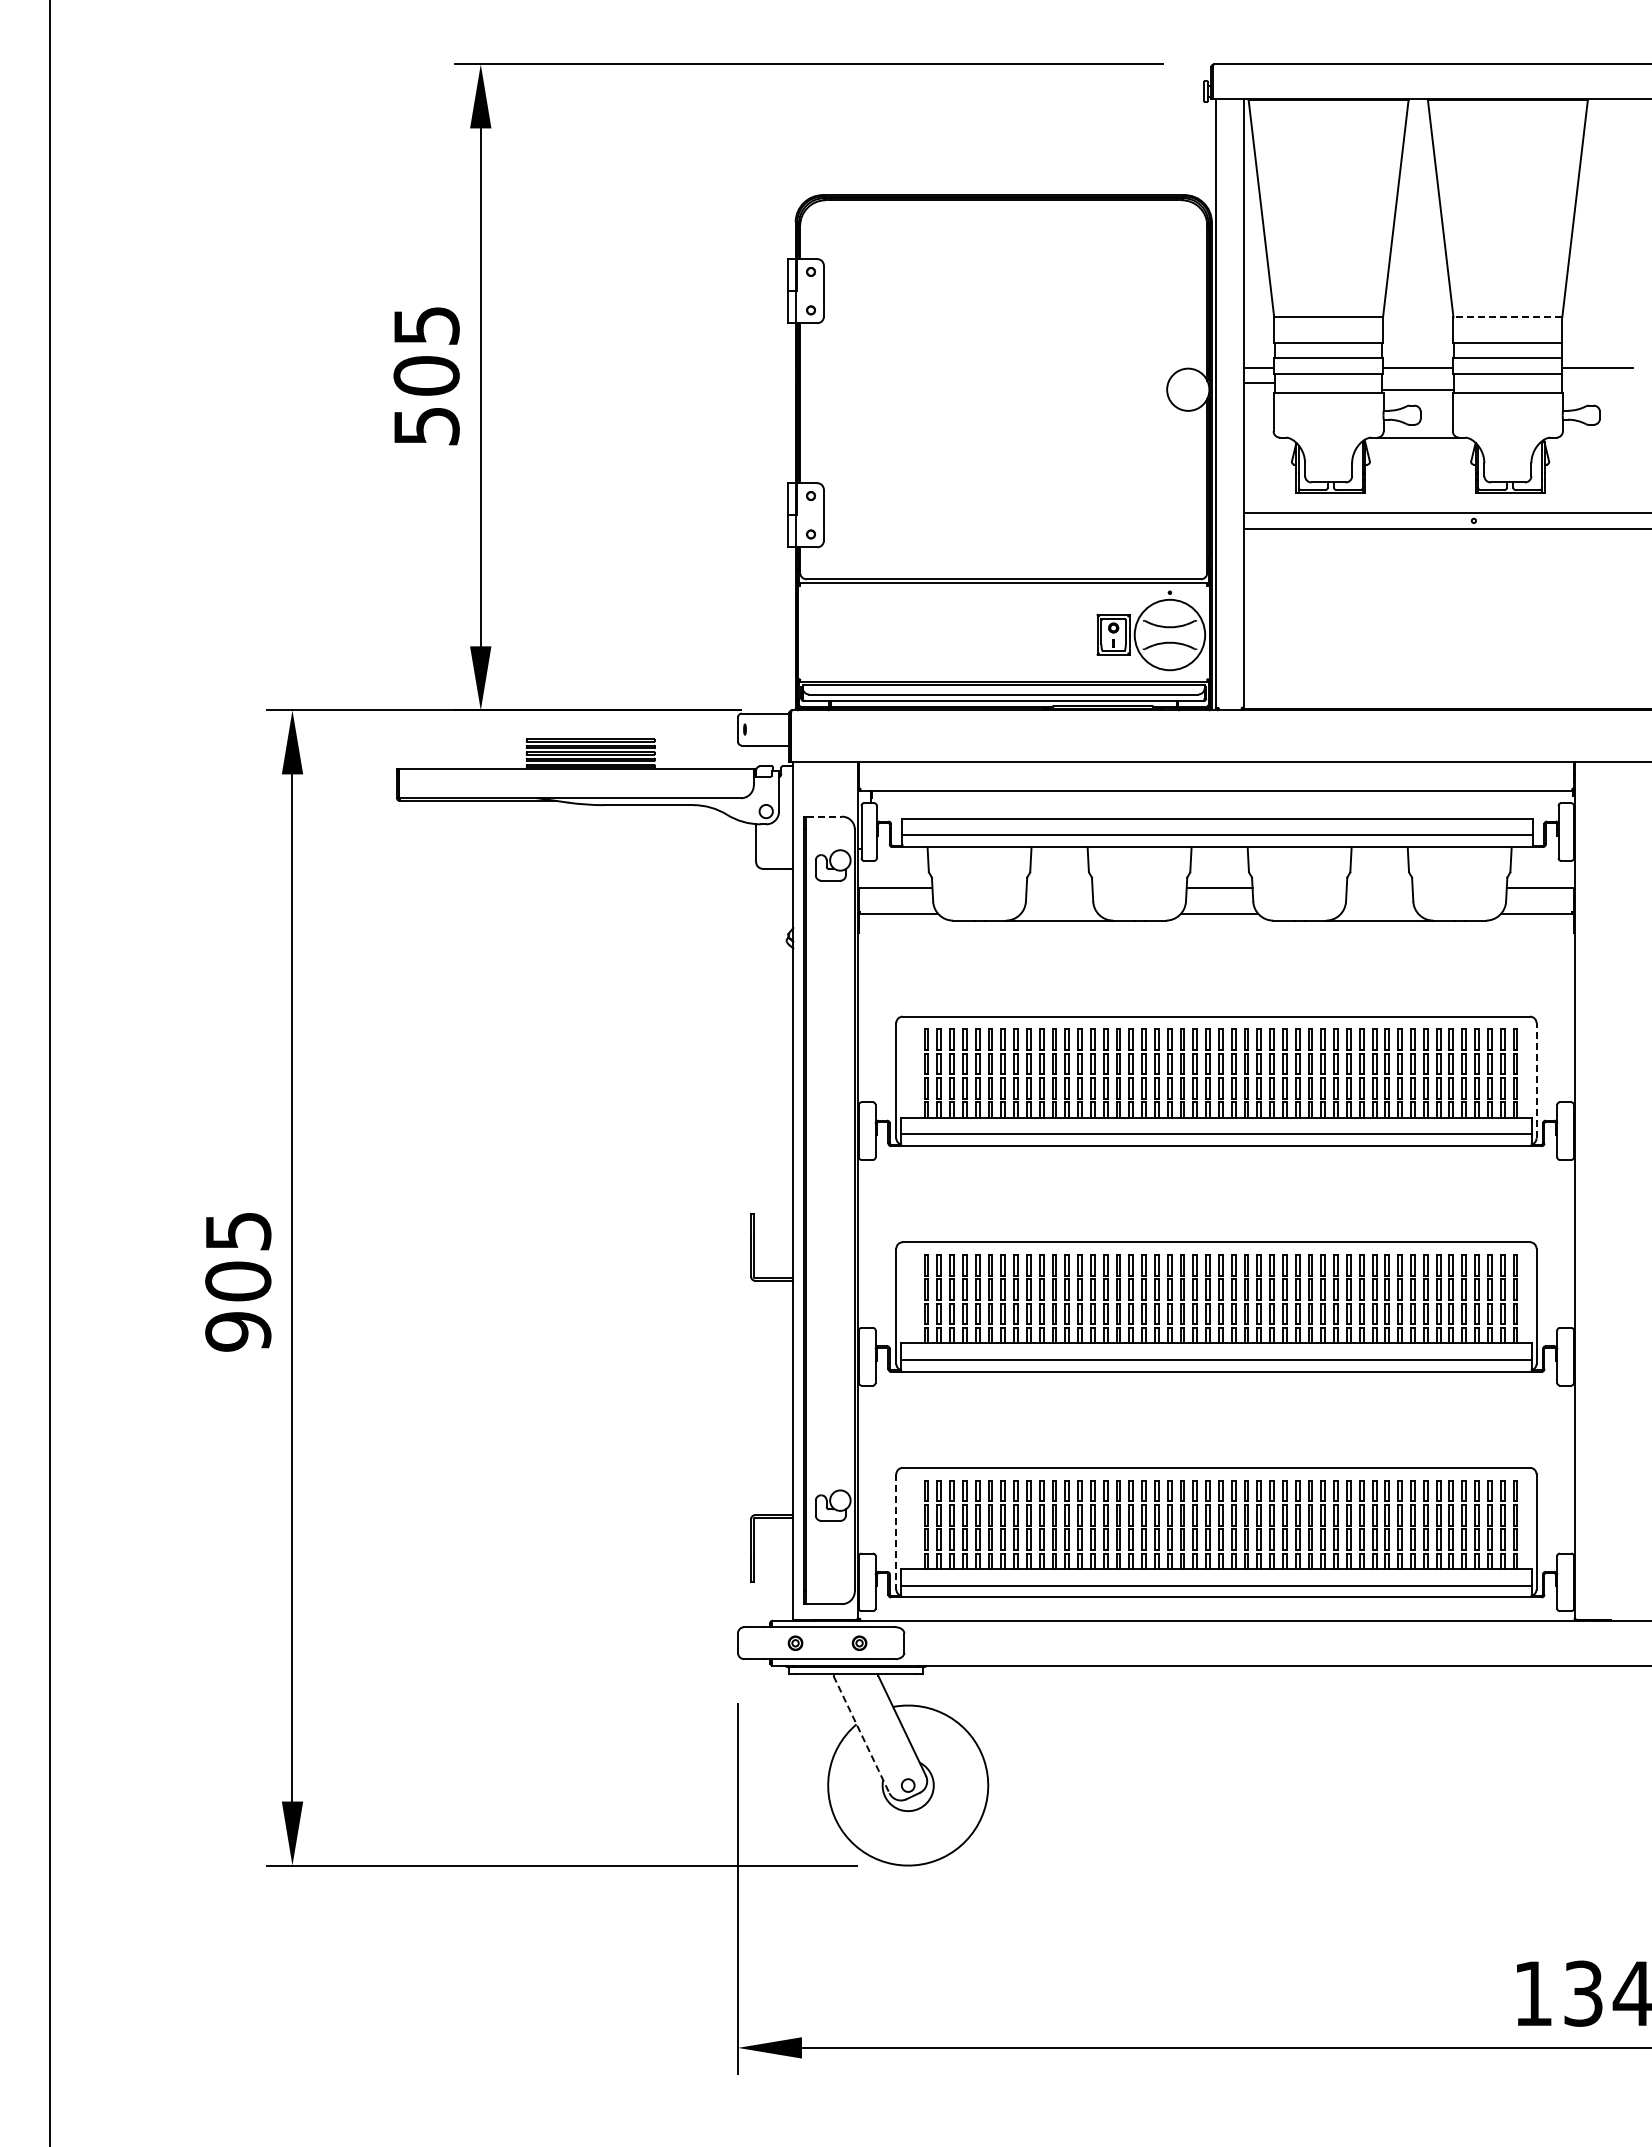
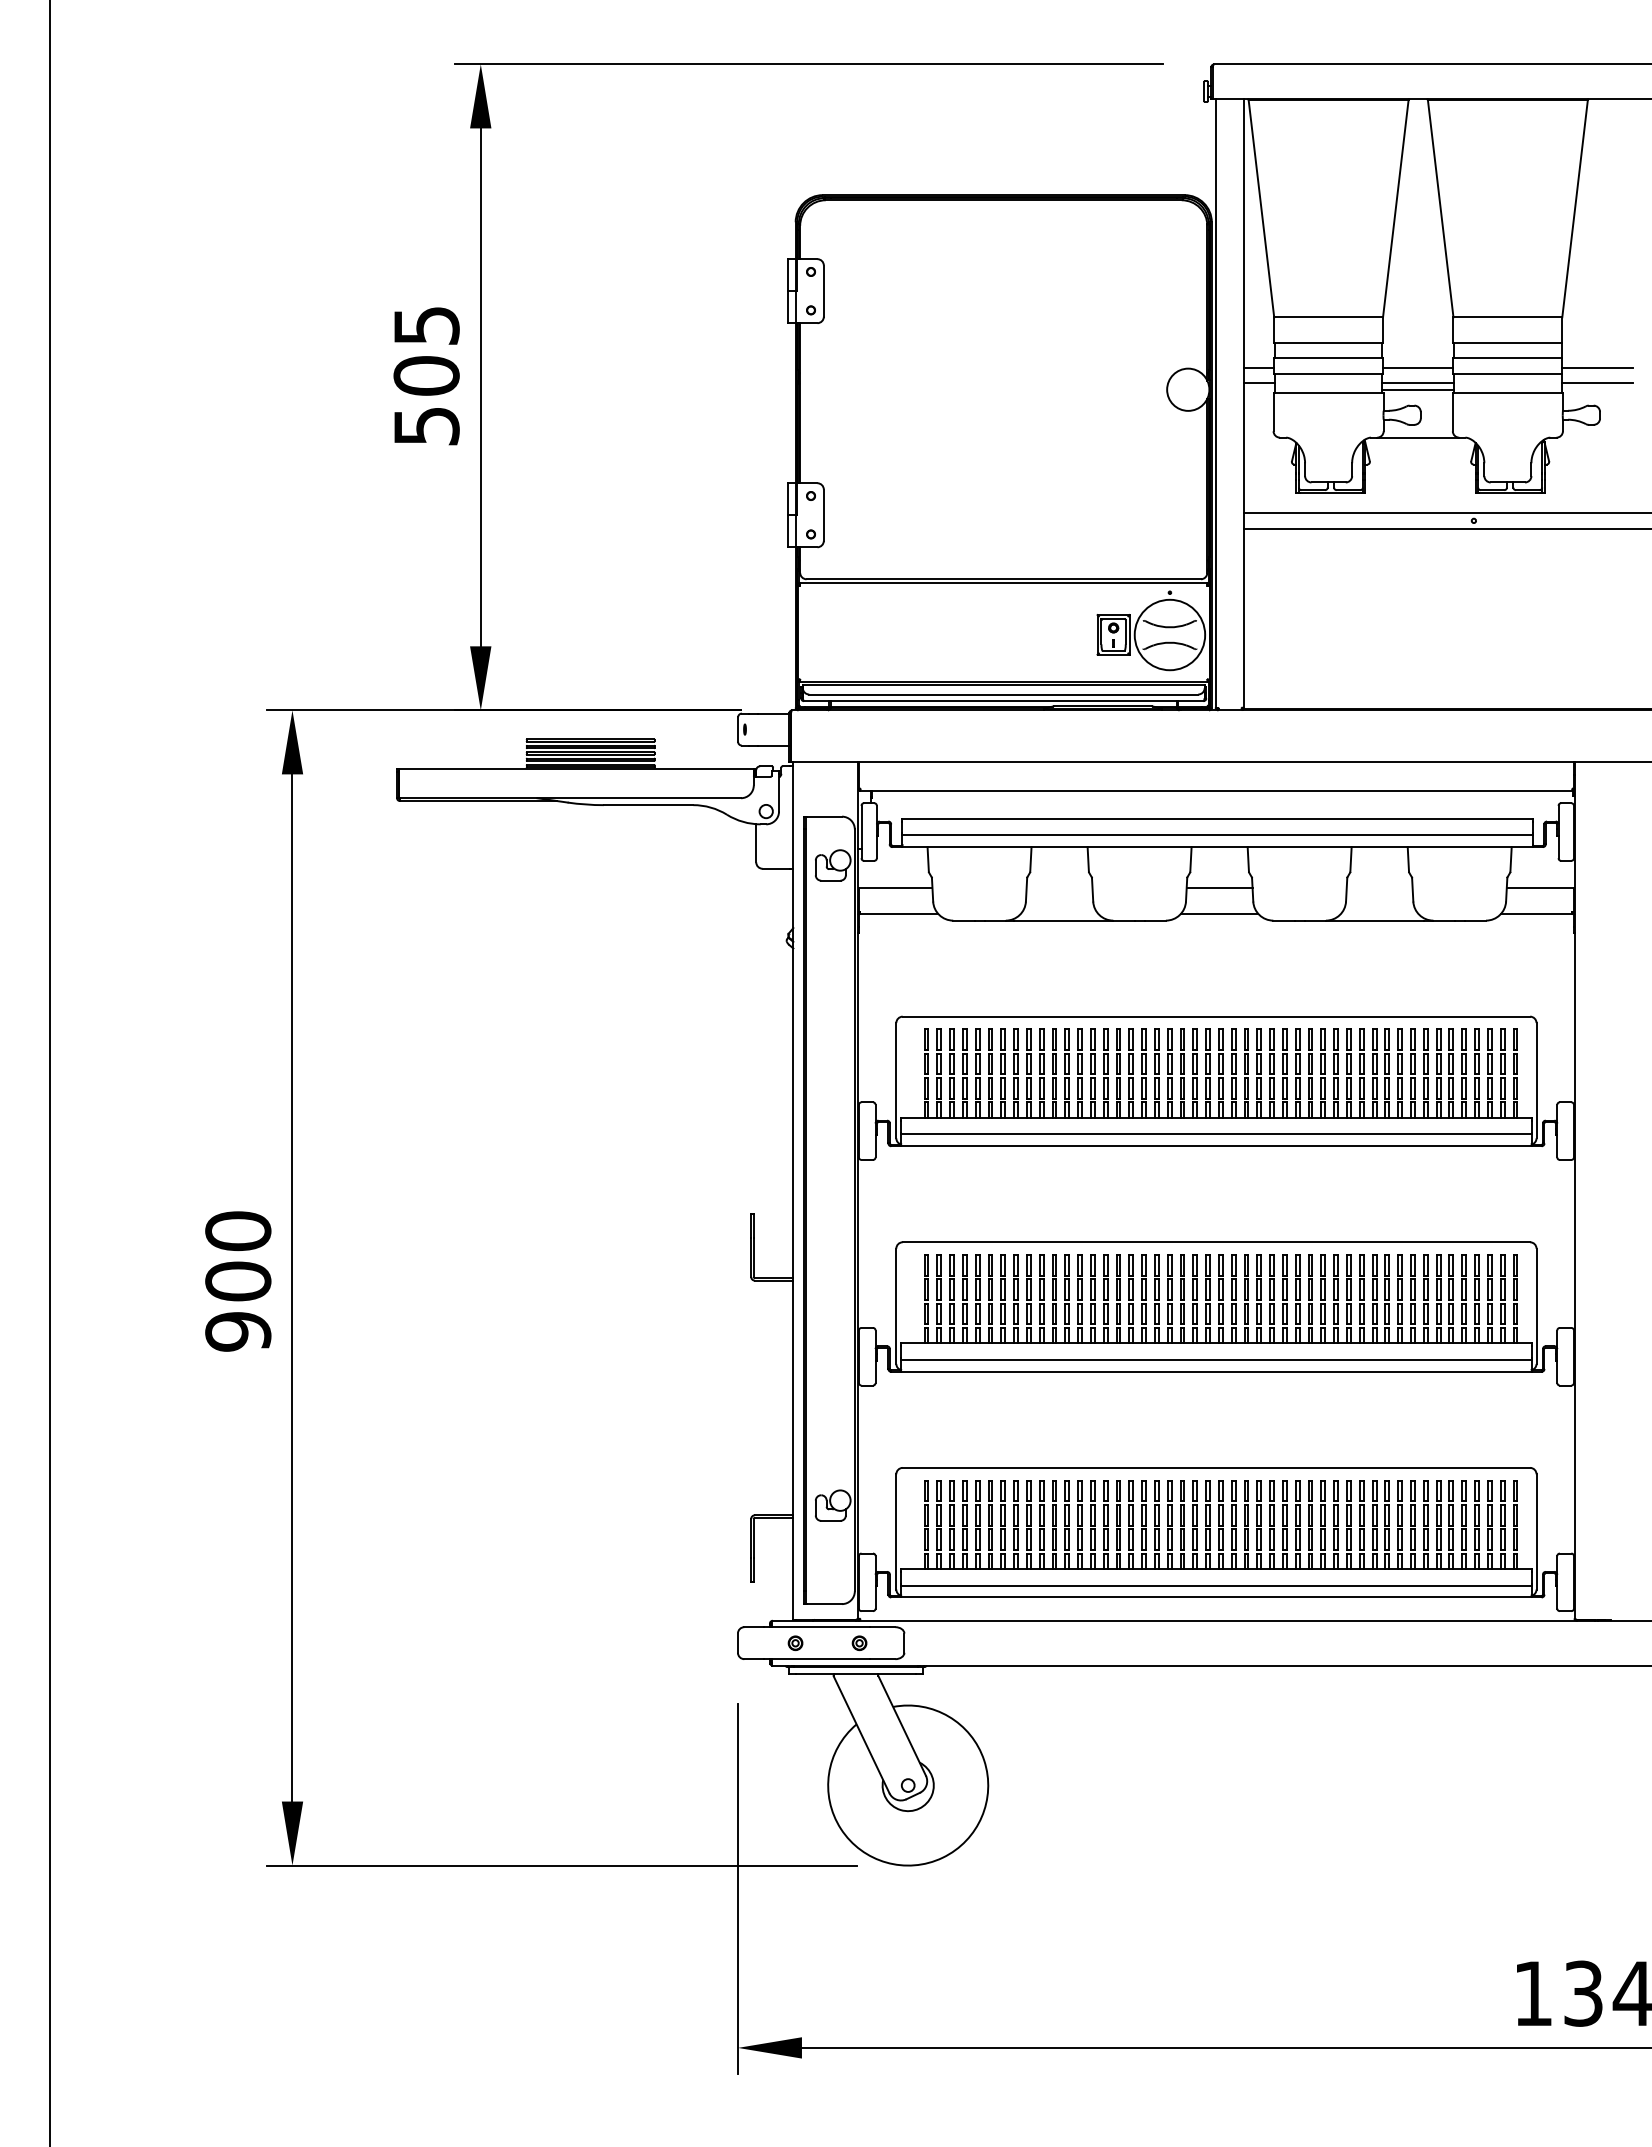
line: dashed -> solid (1507, 317)
line: none -> present (1418, 383)
line: none -> present (1597, 383)
line: dashed -> solid (825, 816)
line: dashed -> solid (1536, 1080)
text: 905 -> 900 (238, 1231)
line: dashed -> solid (896, 1531)
line: dashed -> solid (861, 1734)
